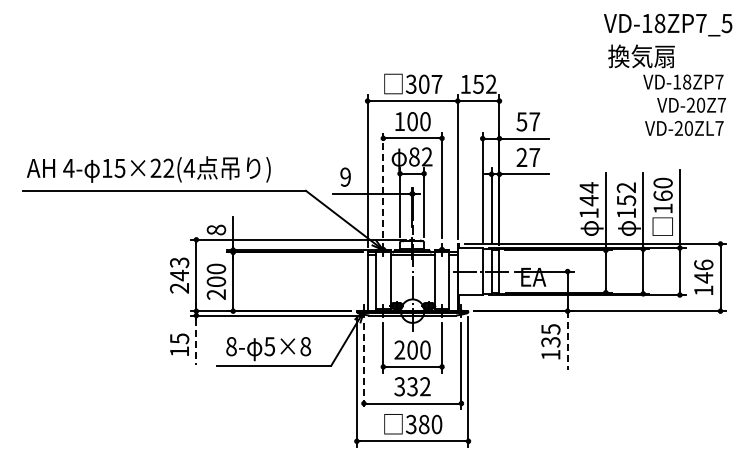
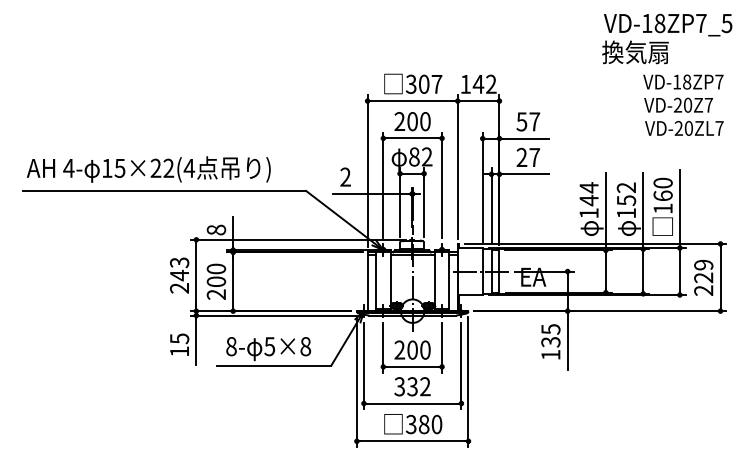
text position: (641, 56) -> (635, 52) (635, 52)
text: 152 -> 142 (478, 84)
text position: (691, 104) -> (678, 104) (678, 104)
text: 100 -> 200 (399, 121)
text: 9 -> 2 (345, 176)
line: dashed -> solid (383, 185)
text: 146 -> 229 (703, 277)
line: dashed -> solid (567, 340)
line: dashed -> solid (196, 341)
line: dashed -> solid (363, 366)
